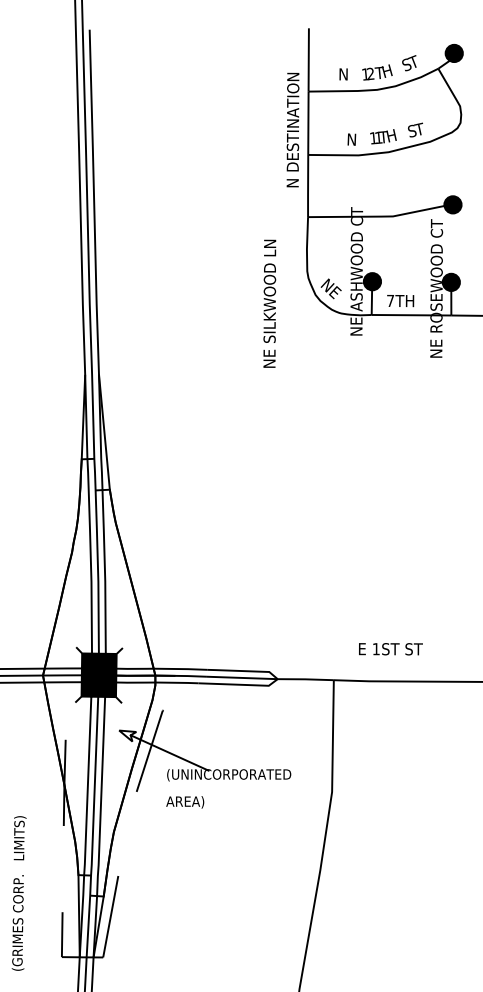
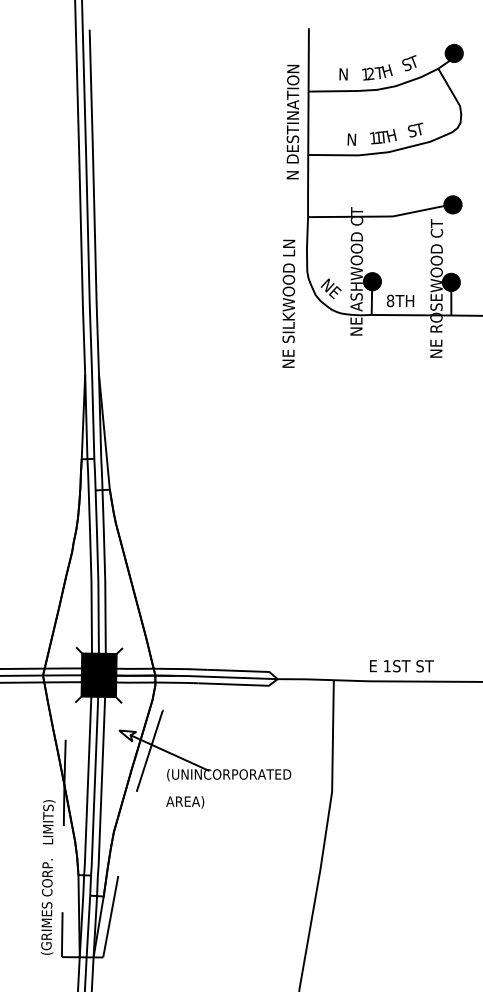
text position: (292, 129) -> (292, 121) (292, 121)
text: 7TH -> 8TH (390, 300)
text position: (269, 303) -> (288, 303) (288, 303)
text position: (390, 649) -> (401, 666) (401, 666)
text position: (18, 893) -> (47, 877) (47, 877)
